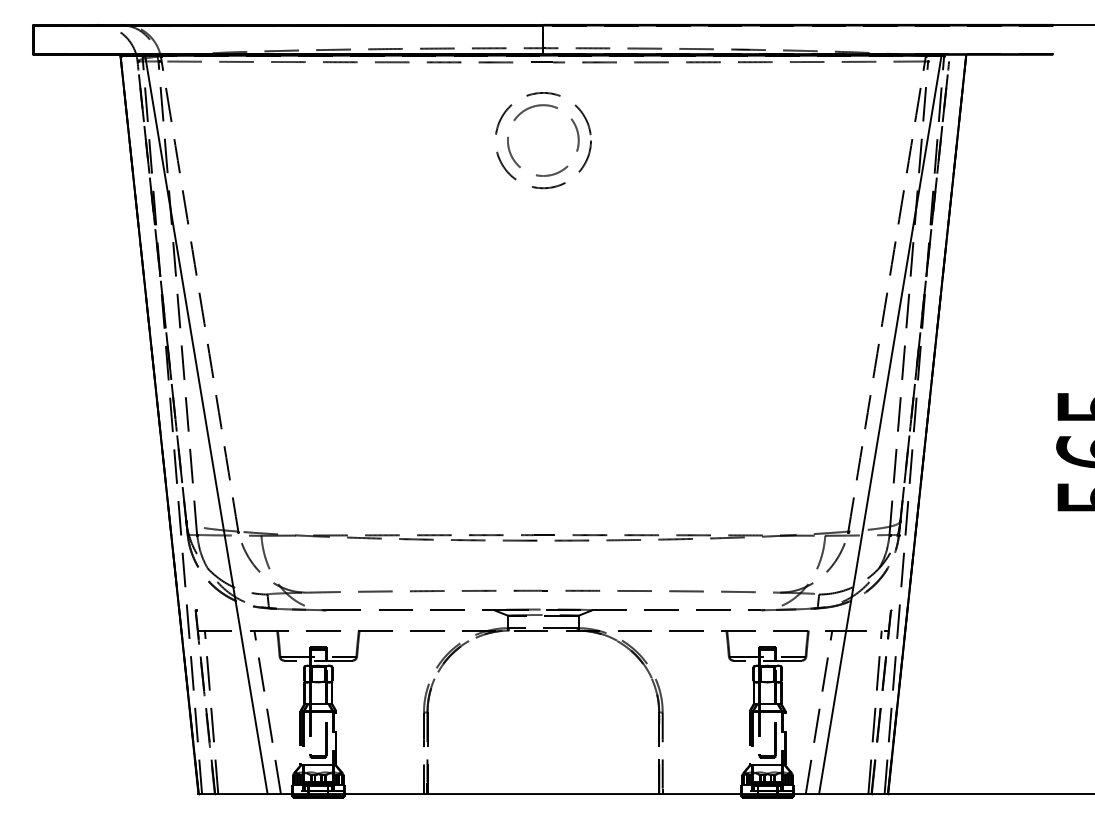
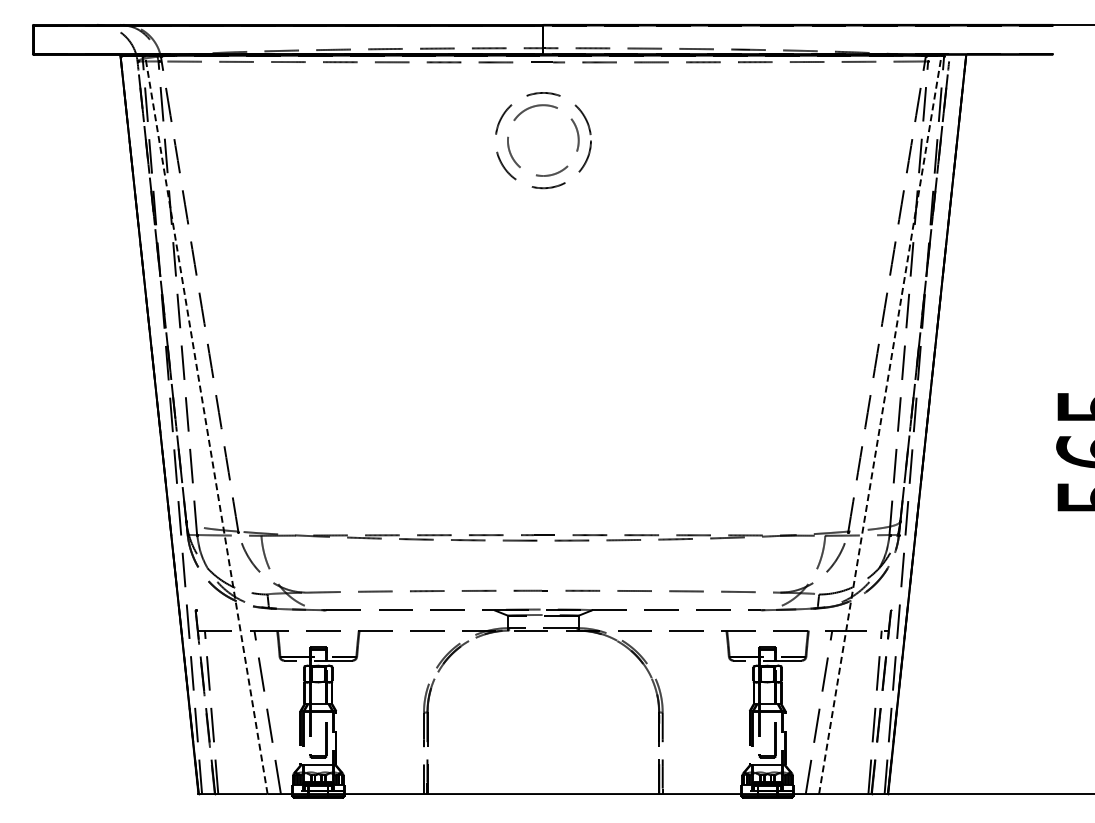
line: solid -> dashed (206, 424)
line: solid -> dashed (880, 424)
